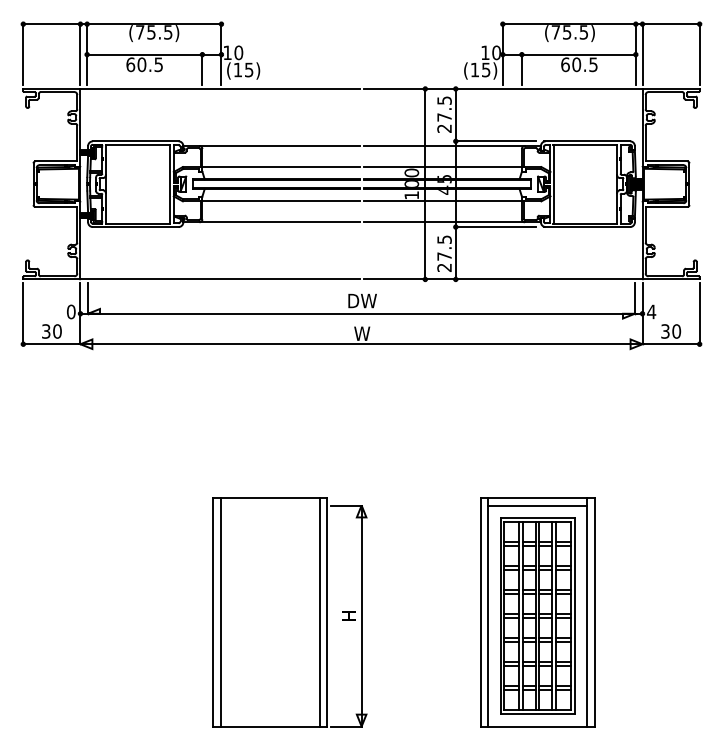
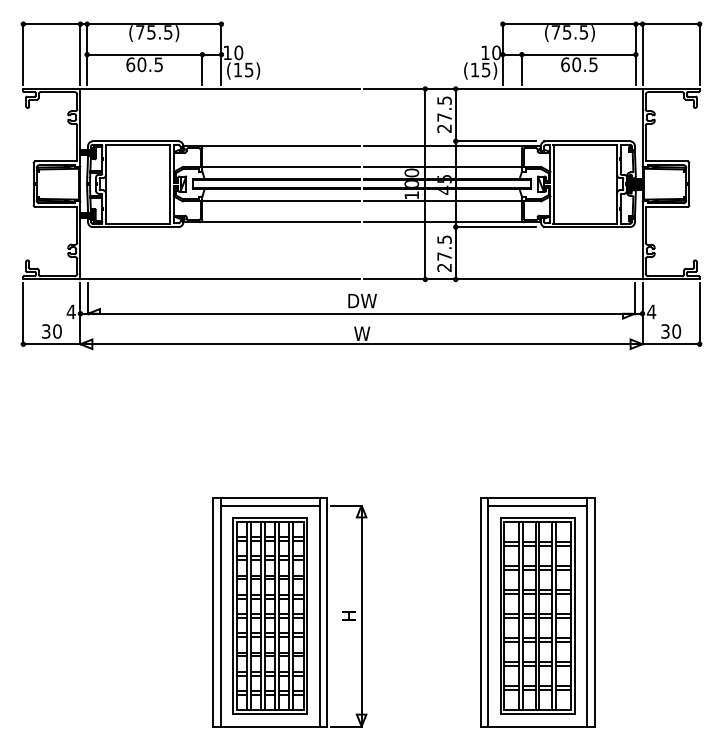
text: 0 -> 4 (70, 311)
line: none -> present (269, 505)
part: none -> present (269, 615)
